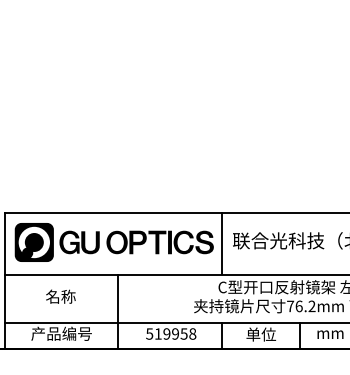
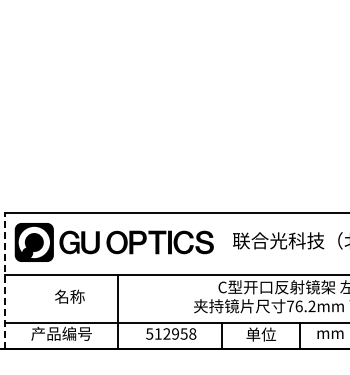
line: present -> none (222, 243)
line: solid -> dashed (5, 280)
text position: (60, 296) -> (69, 296) (69, 296)
text: 519958 -> 512958 (166, 334)
